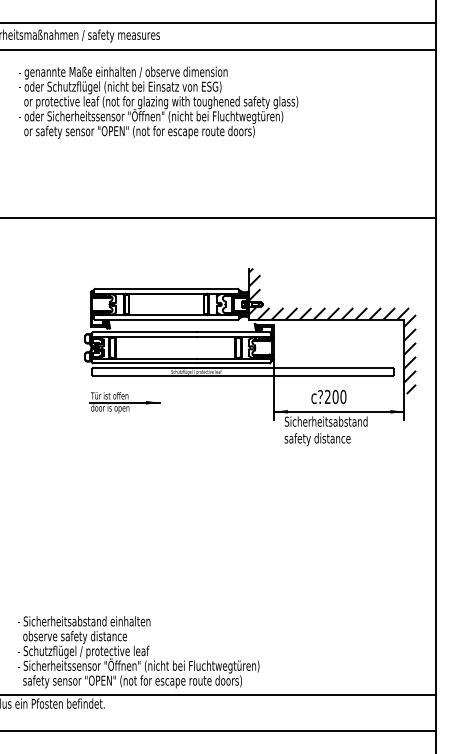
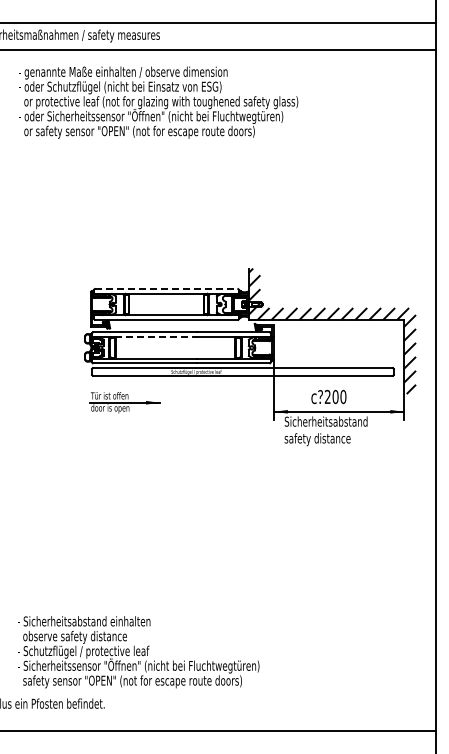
line: present -> none (218, 218)
line: solid -> dashed (166, 289)
line: solid -> dashed (150, 337)
line: present -> none (218, 695)
